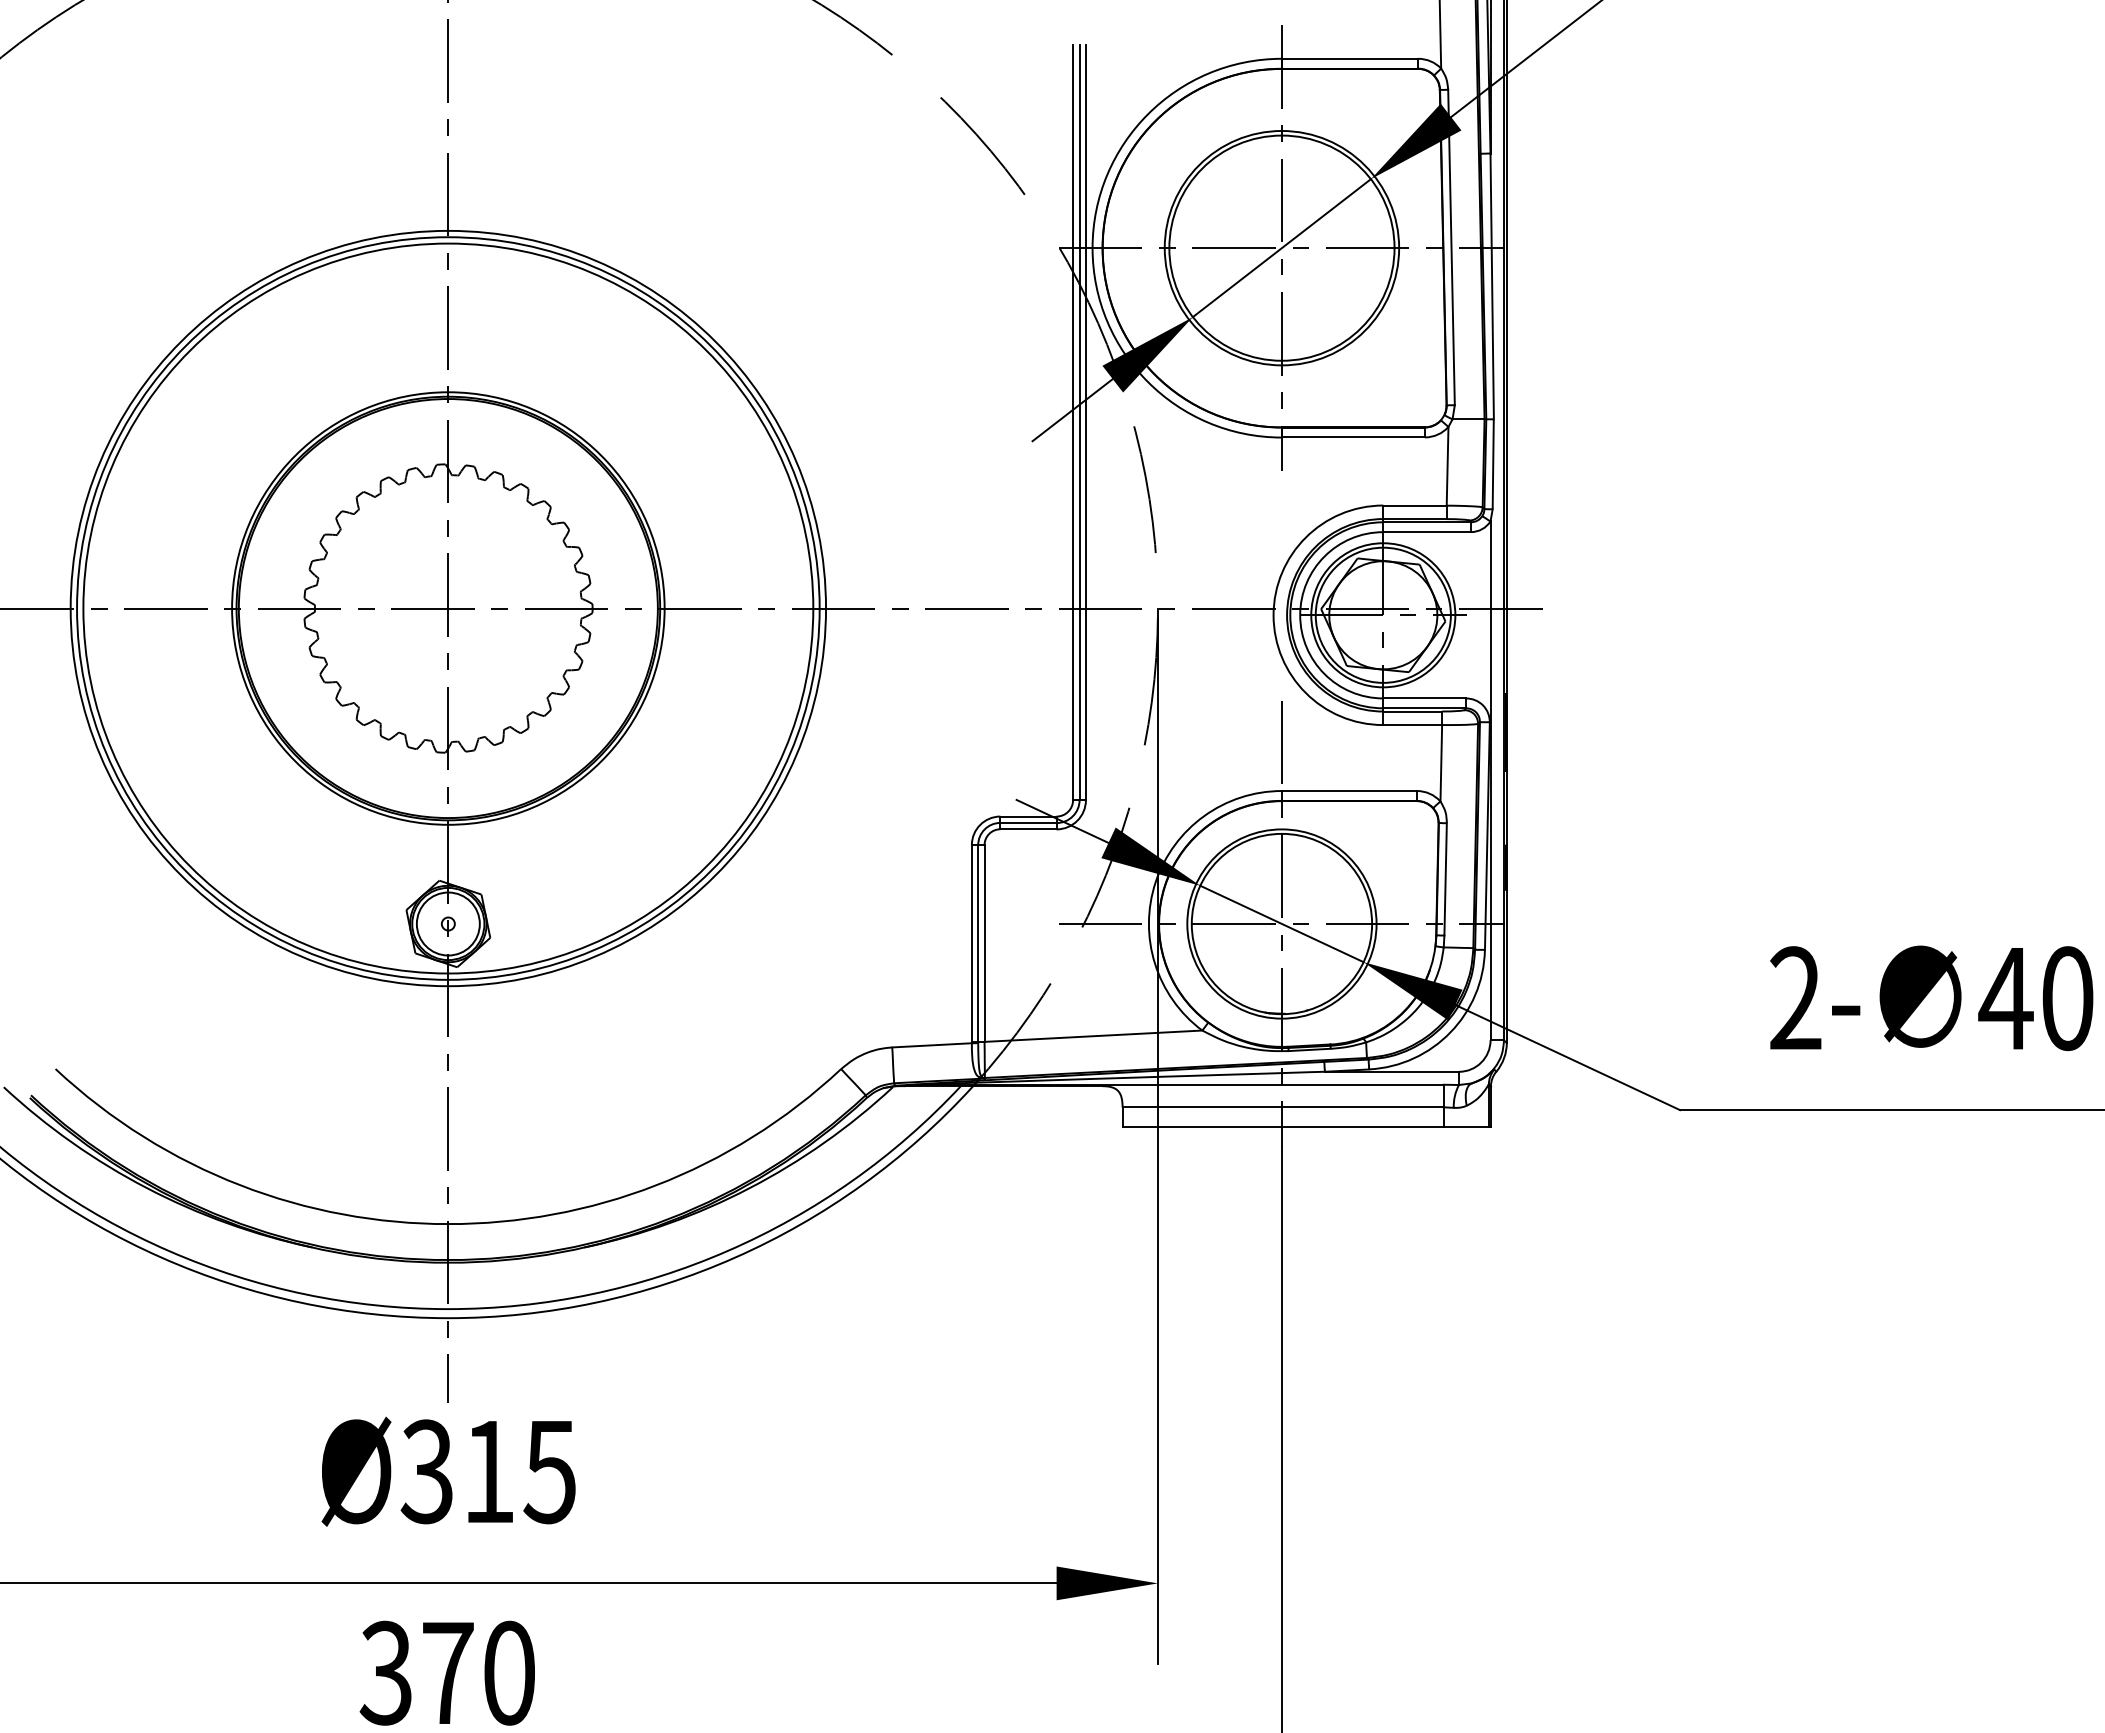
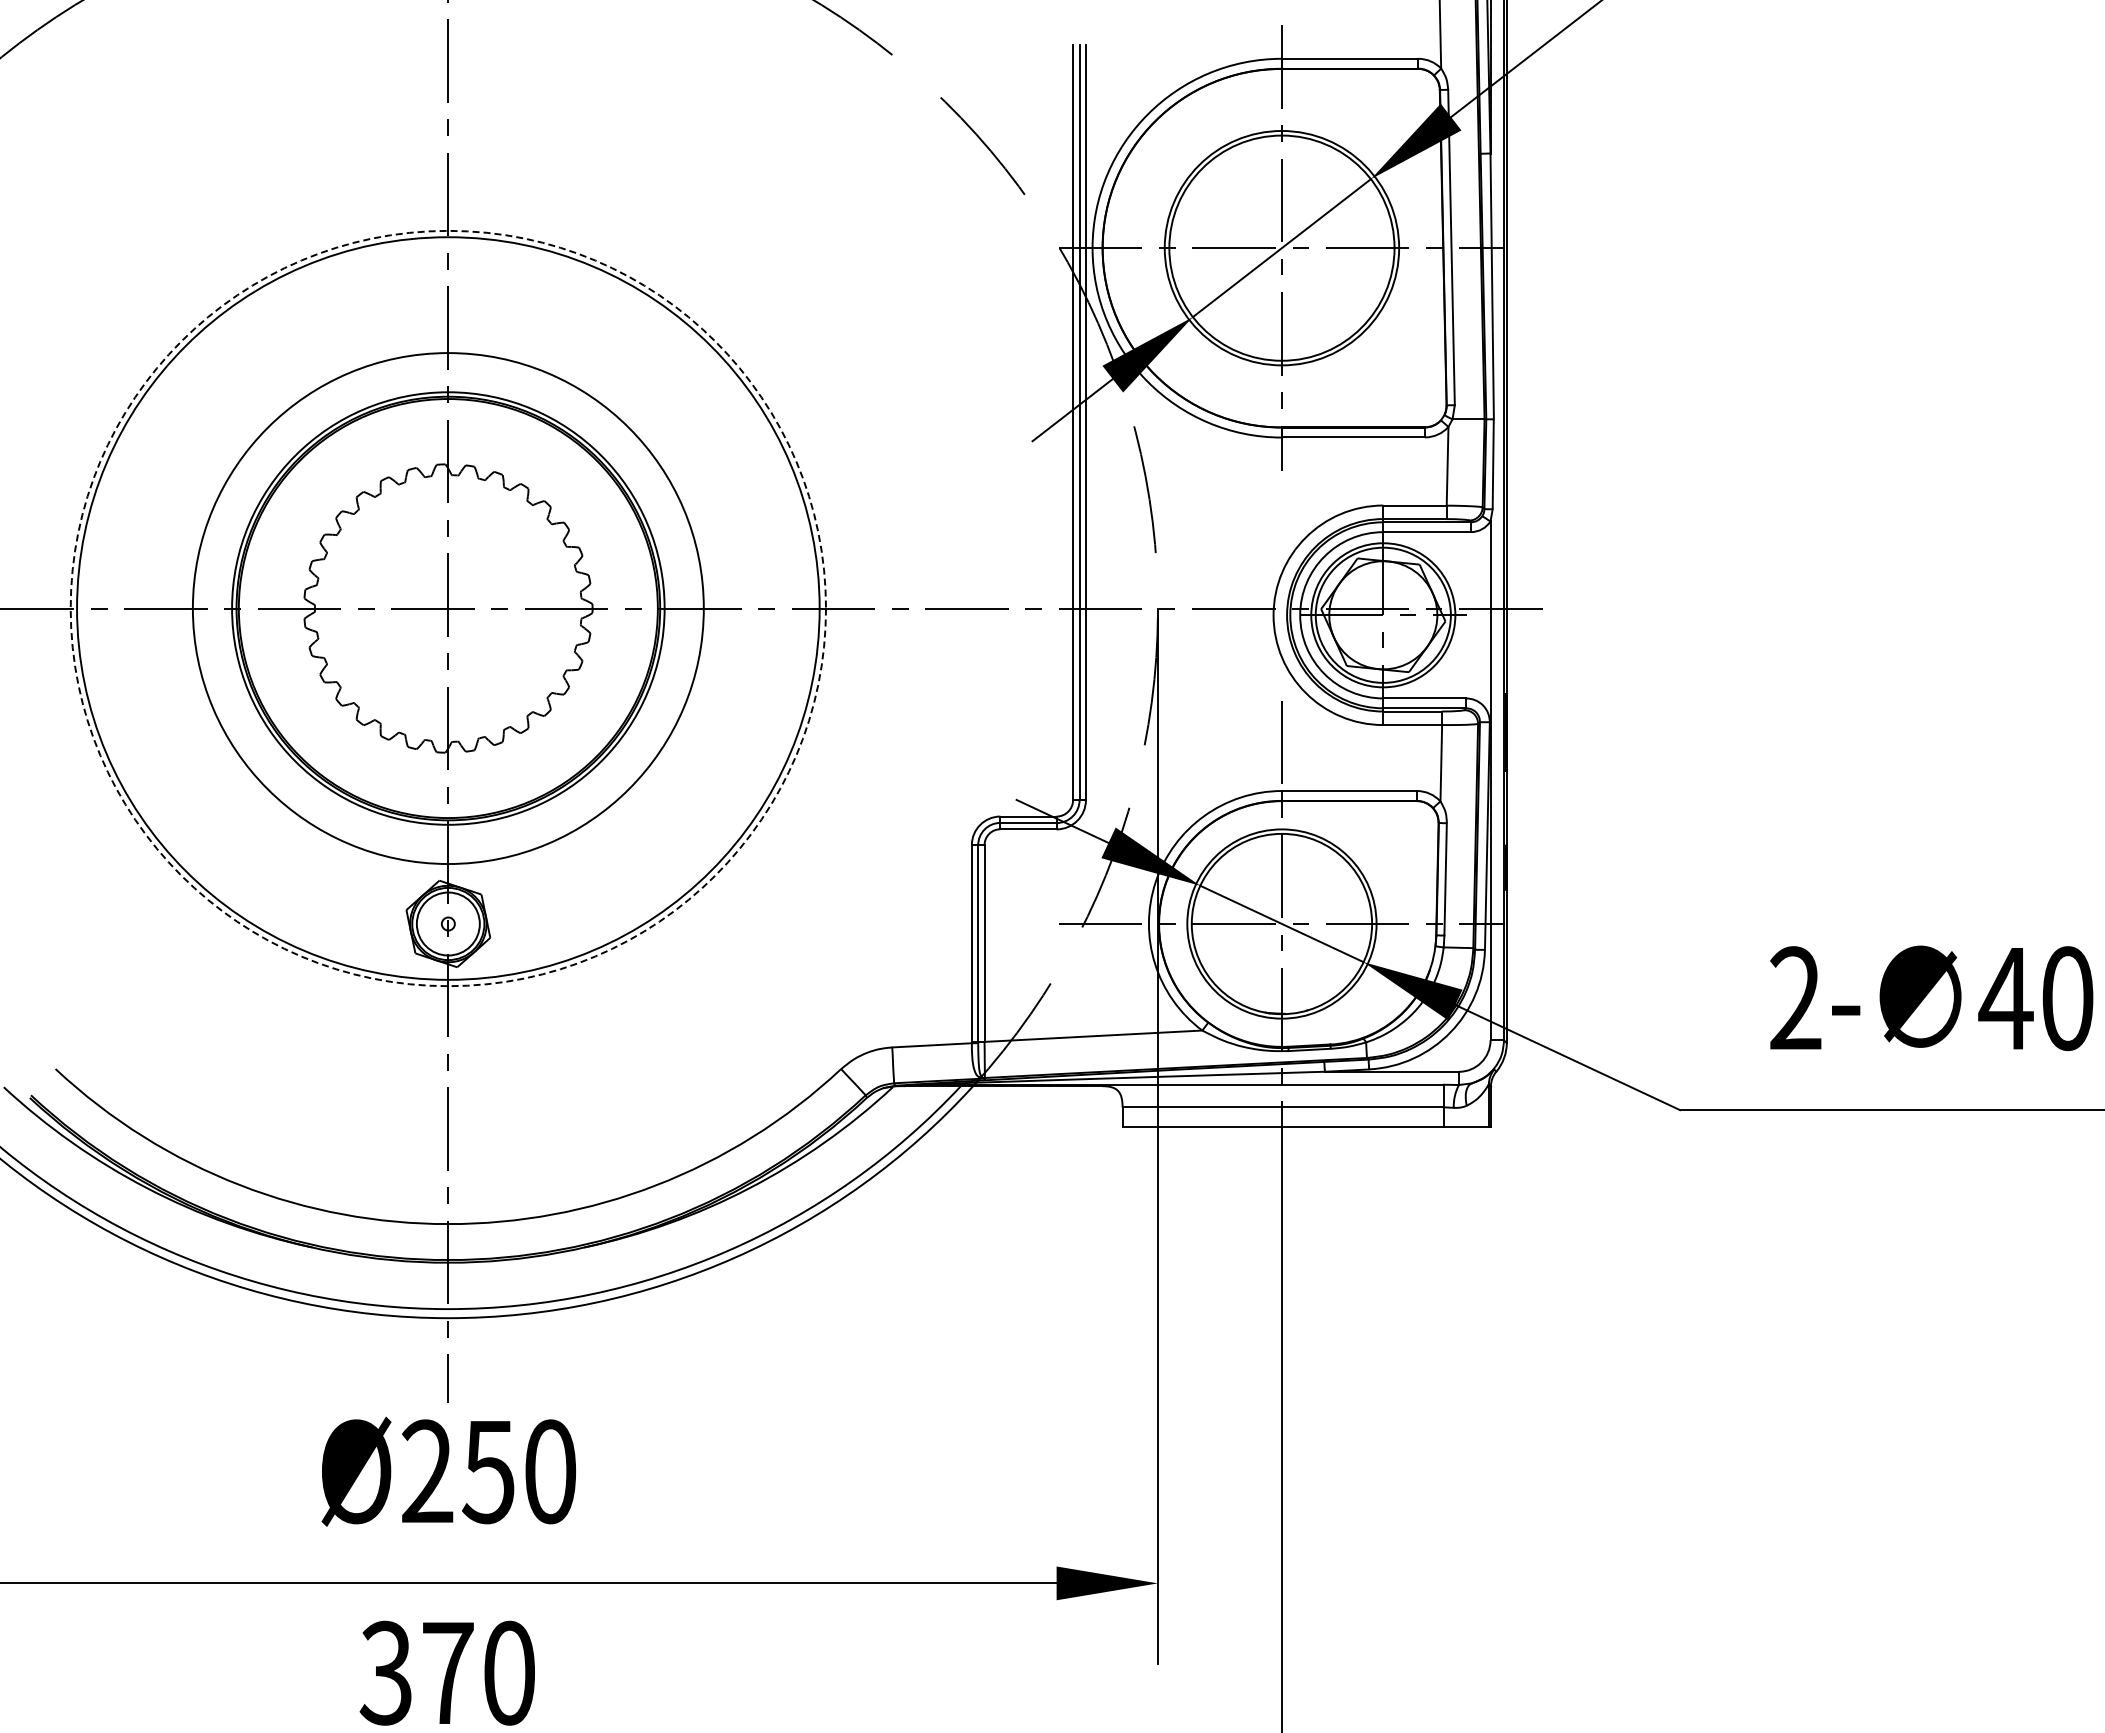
circle diameter: 730 px -> 511 px (447, 608)
circle: solid -> dashed (448, 608)
text: Ø315 -> Ø250 (488, 1471)
